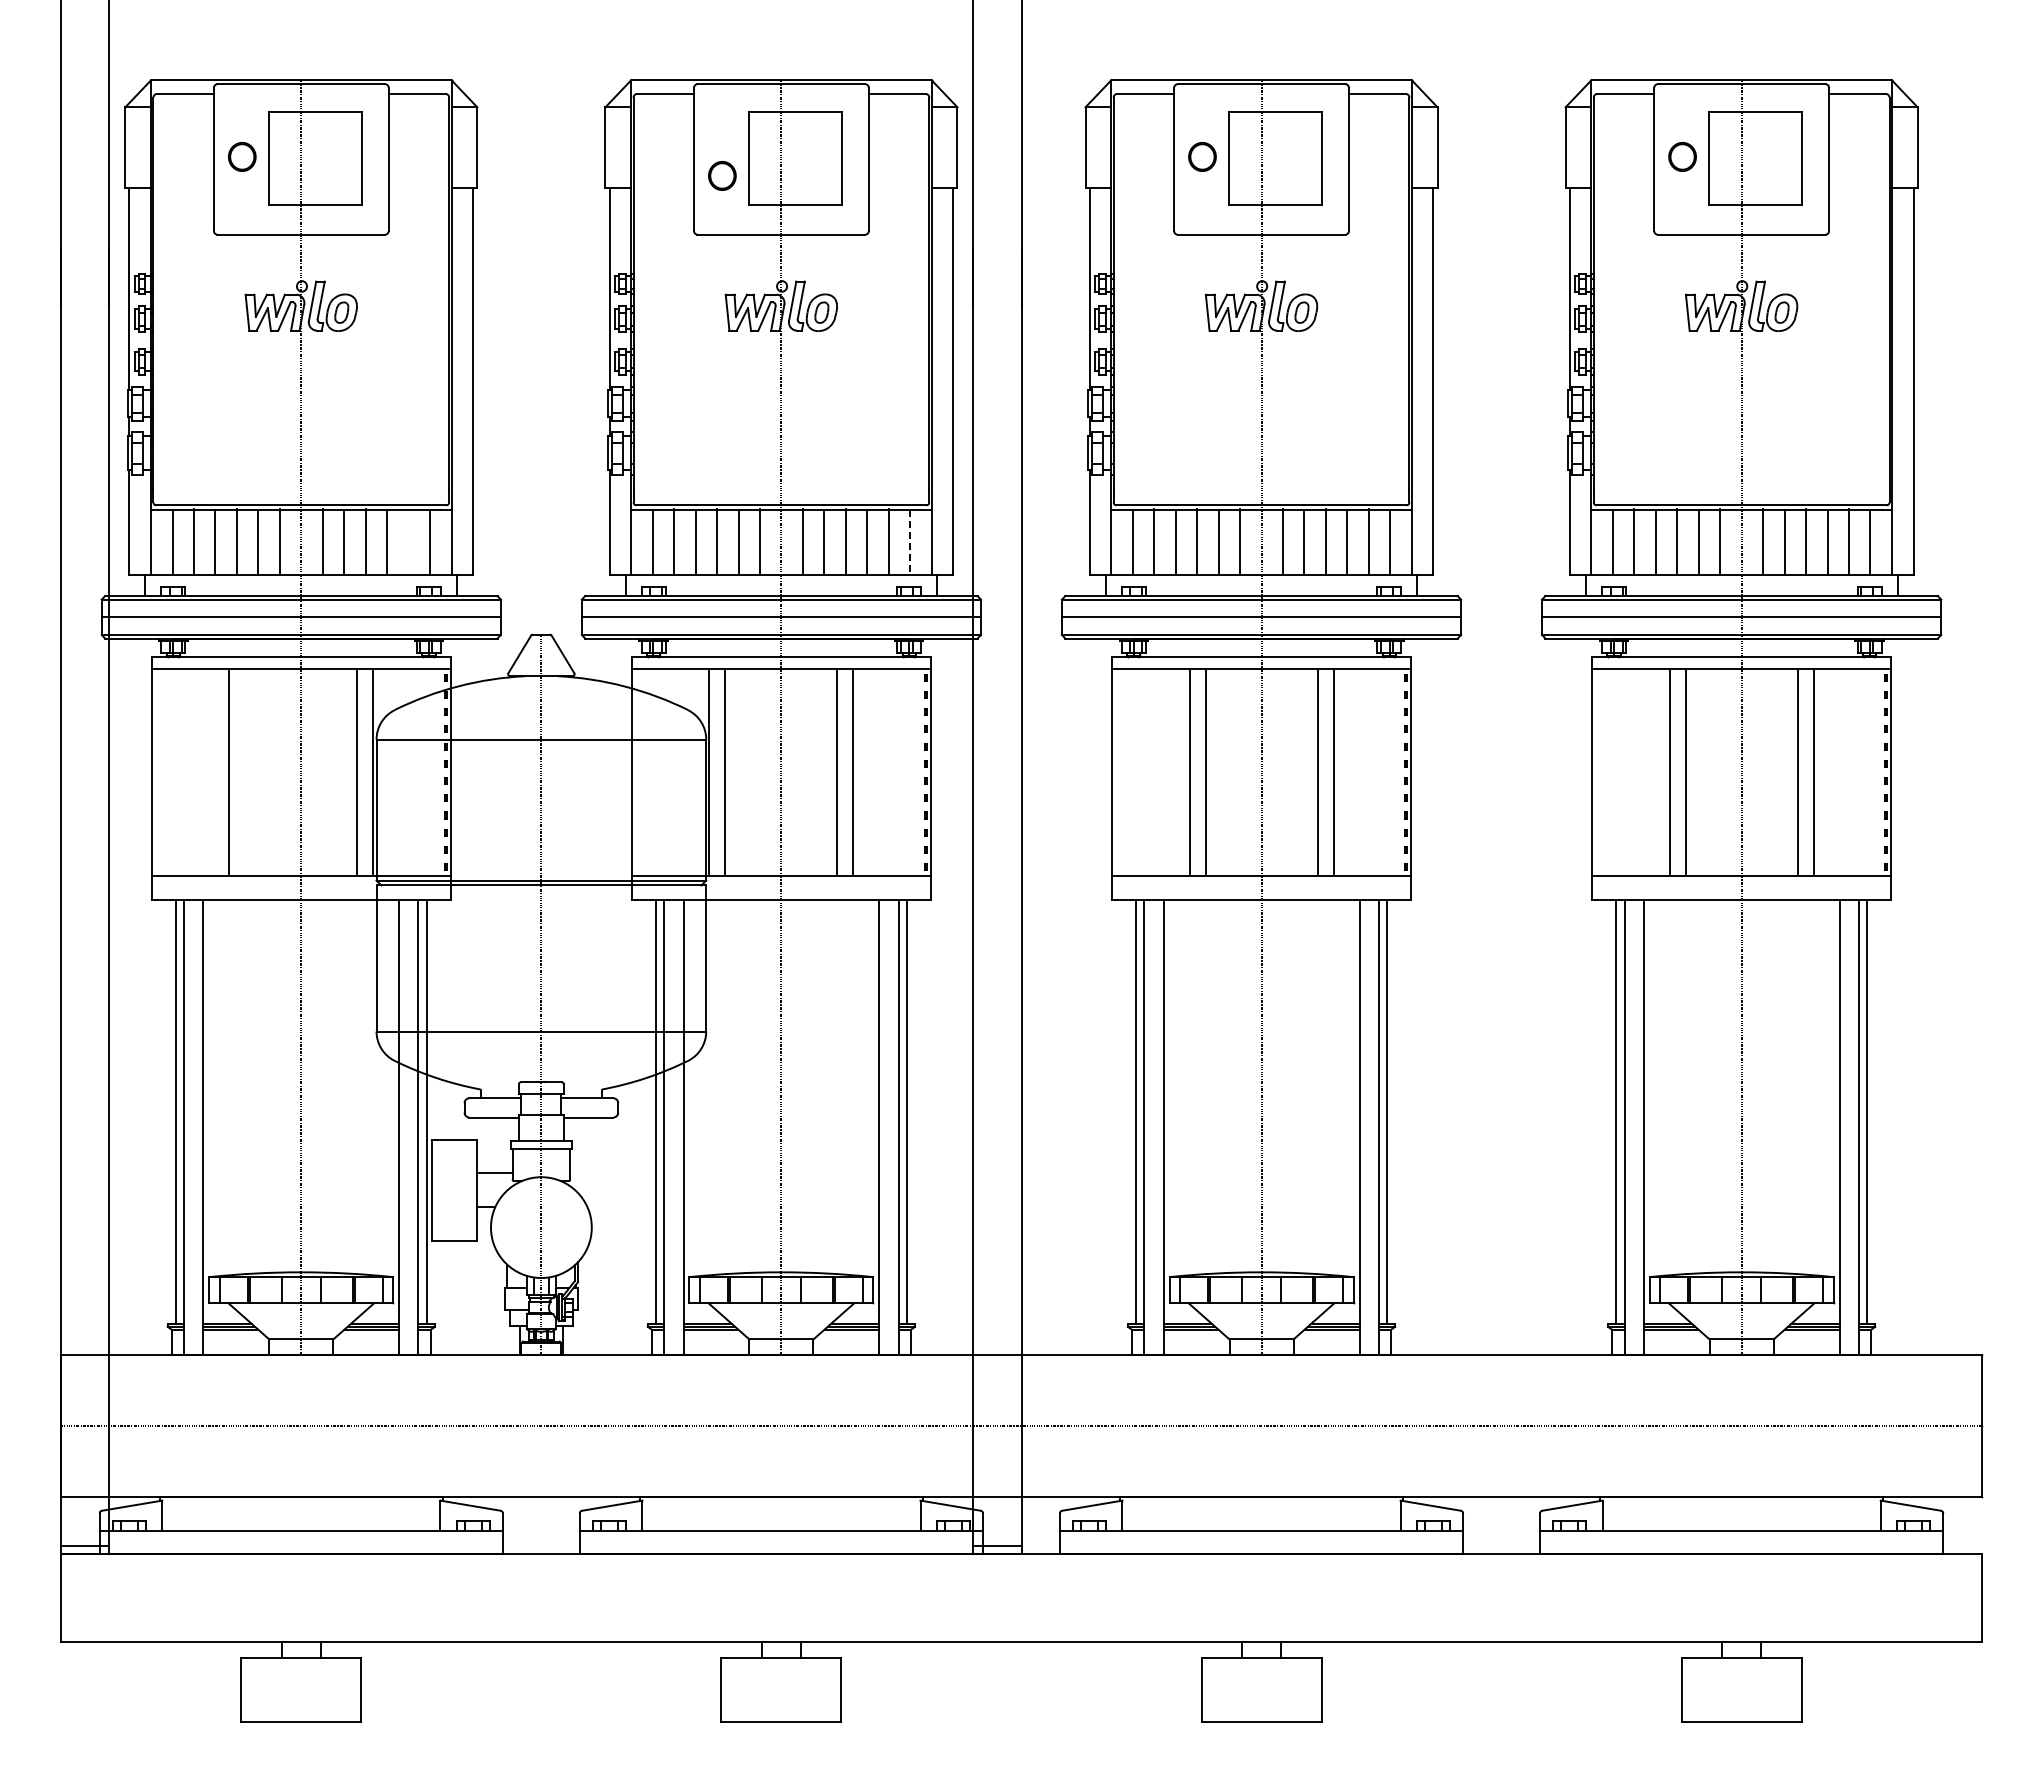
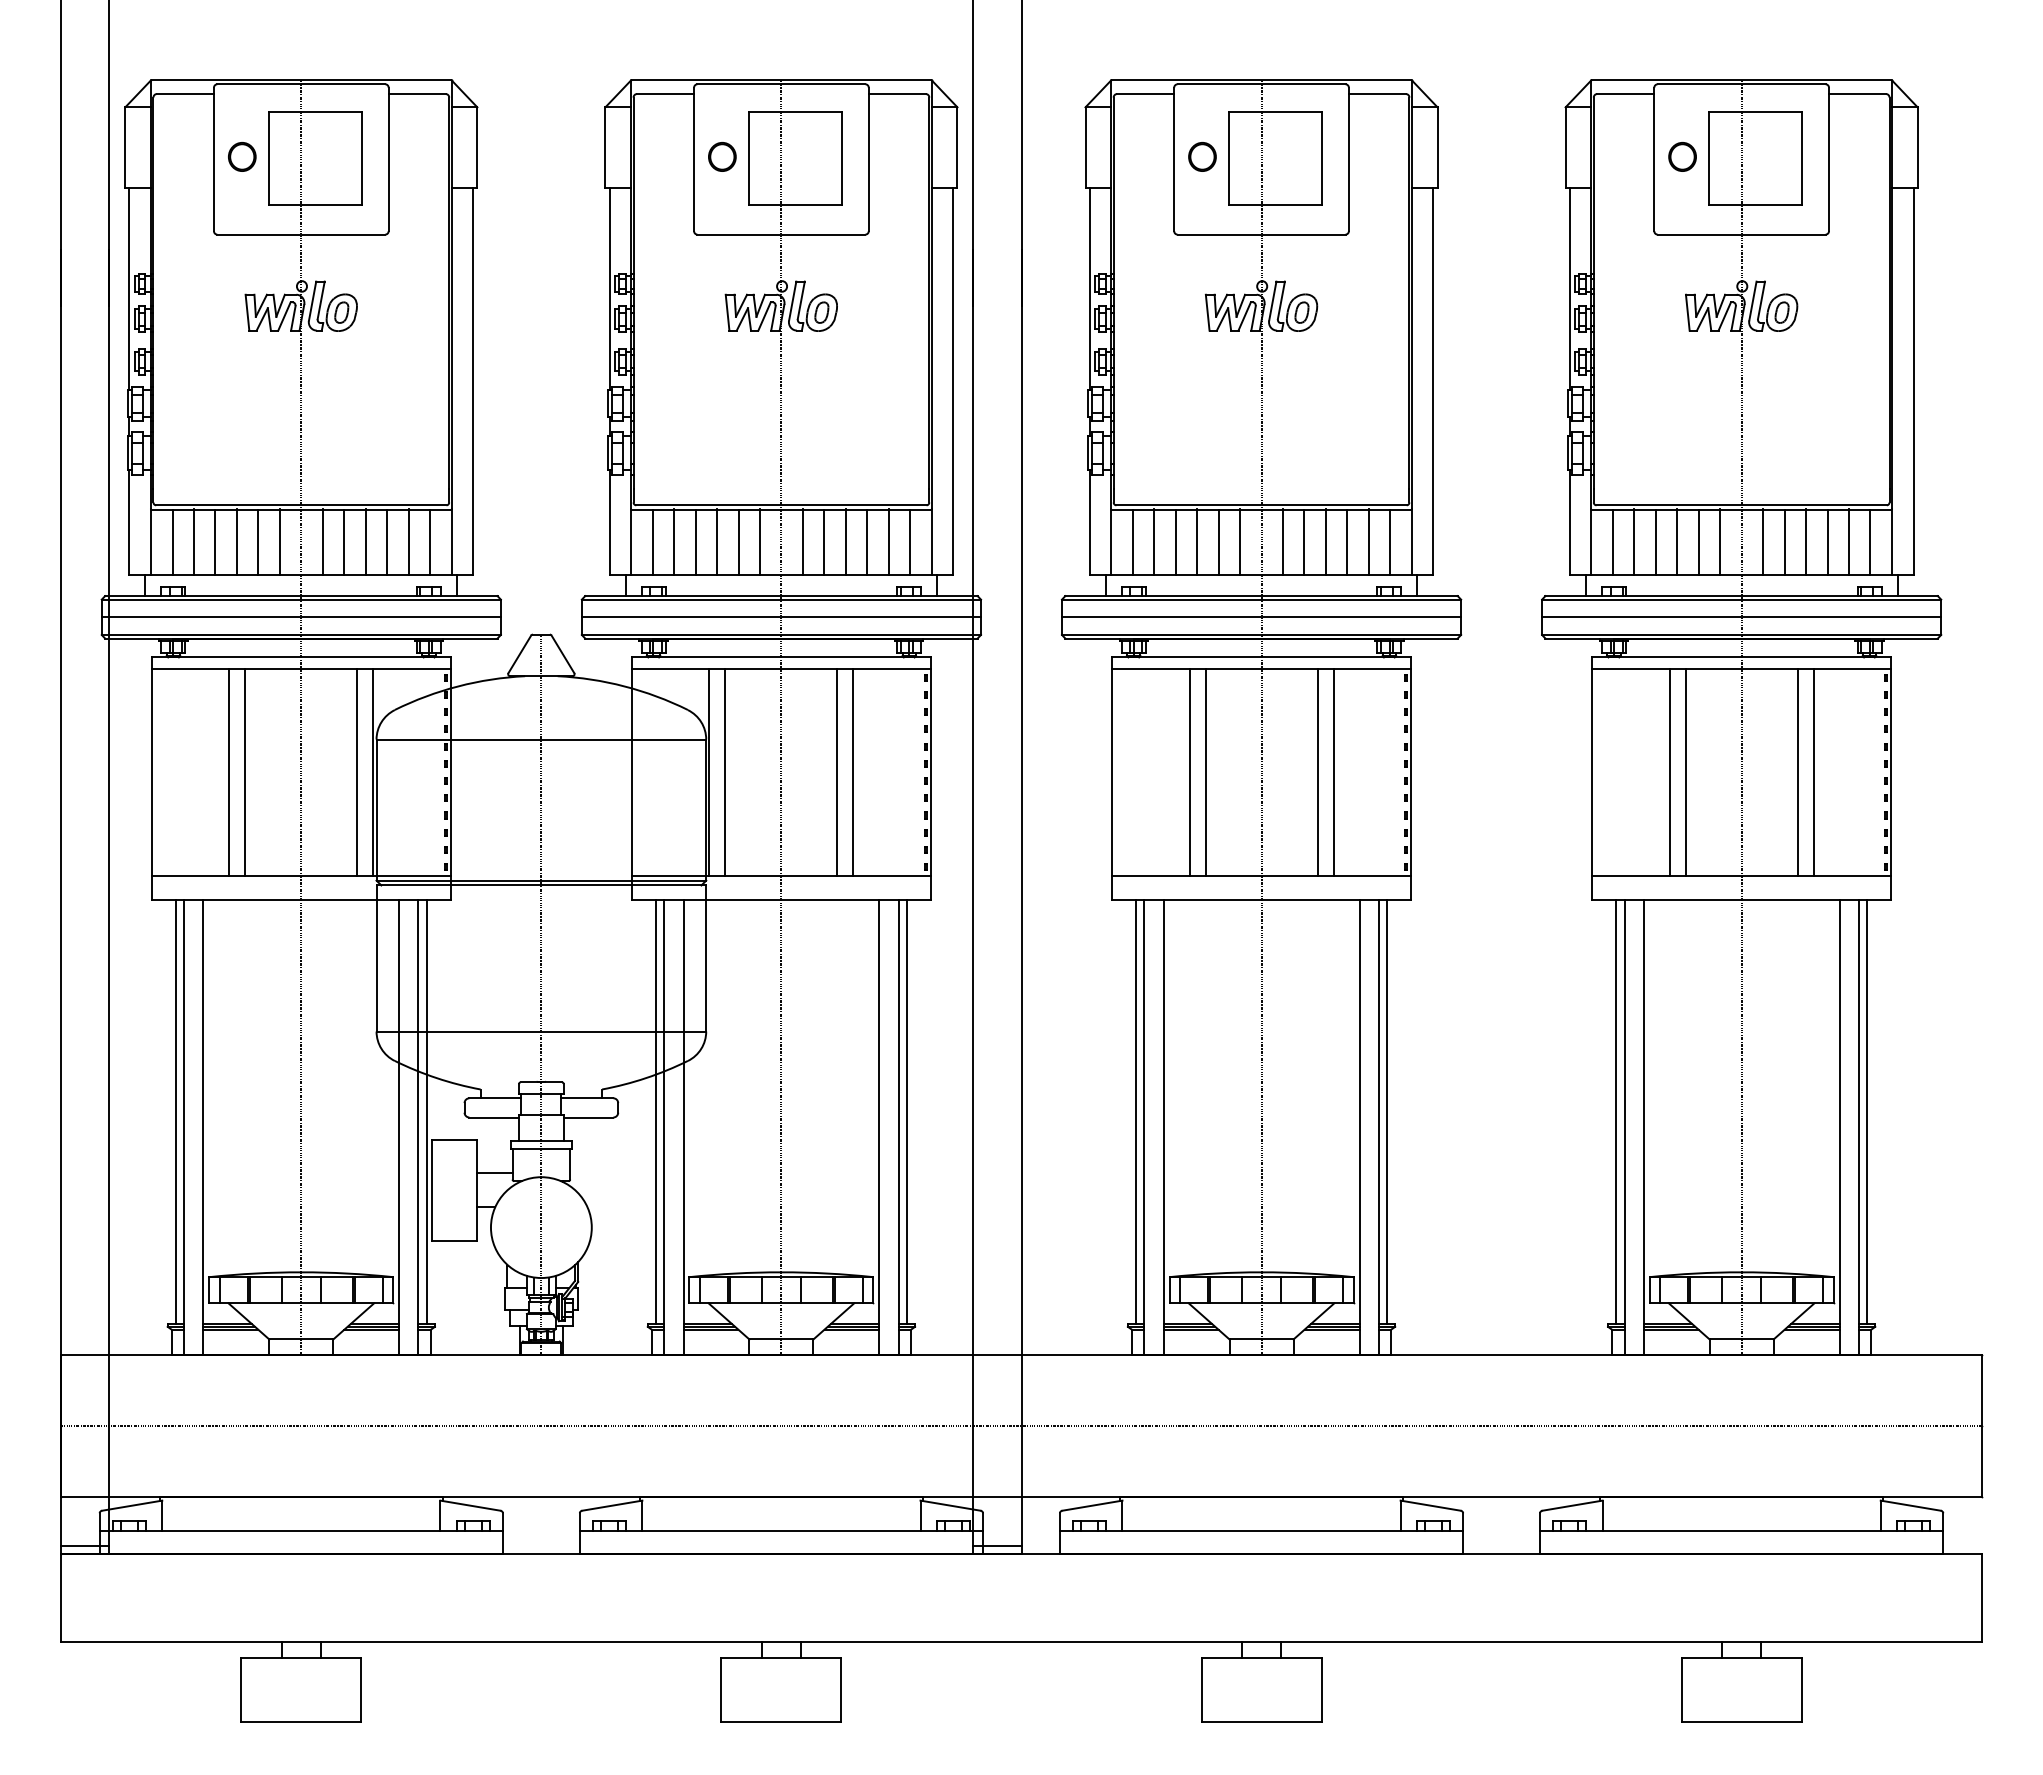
part position: (722, 175) -> (722, 156) (722, 156)
line: none -> present (408, 541)
line: dashed -> solid (910, 542)
line: none -> present (245, 771)
